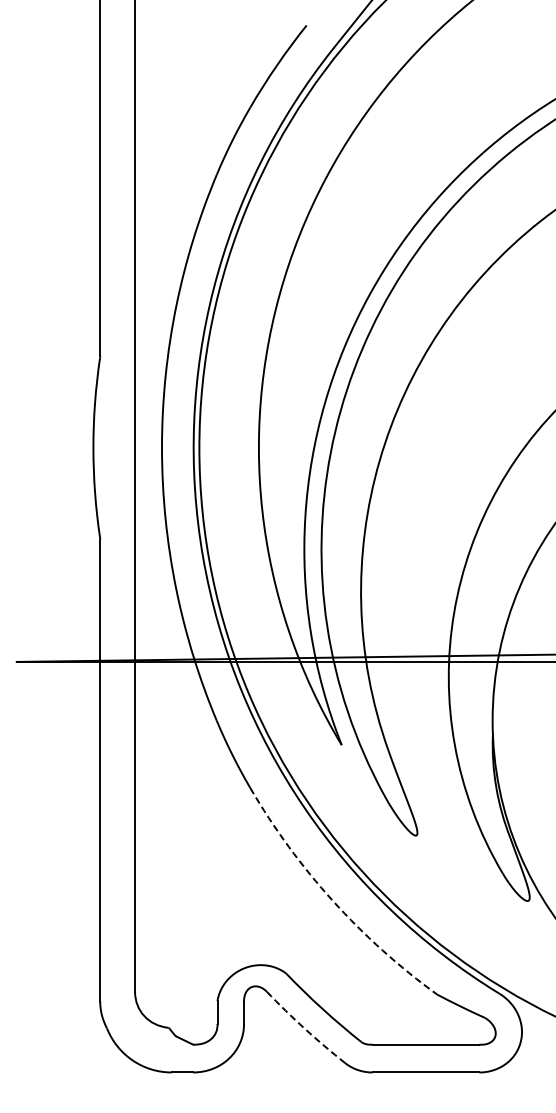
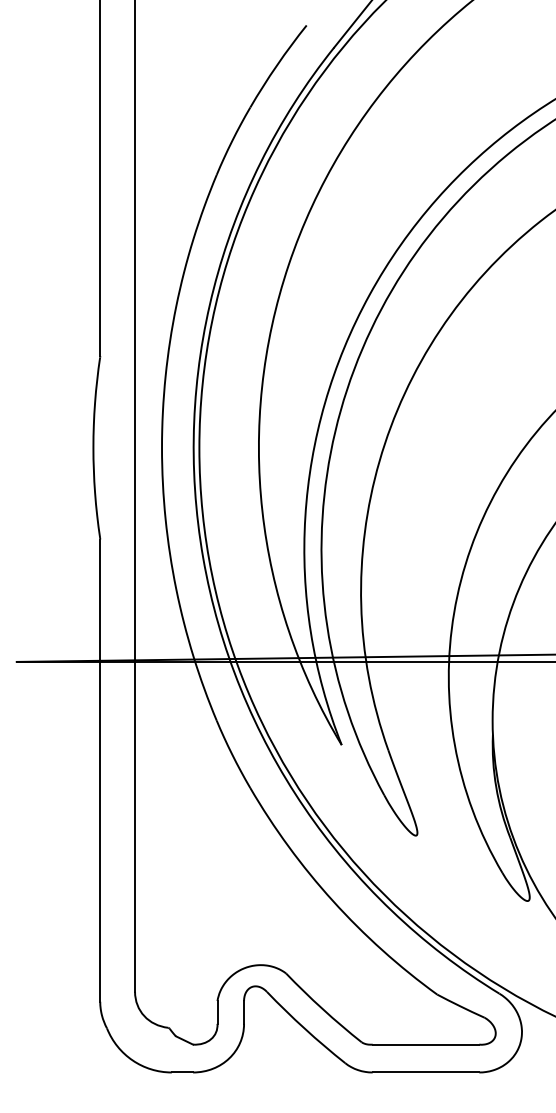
arc: dashed -> solid (333, 901)
arc: dashed -> solid (304, 1028)
